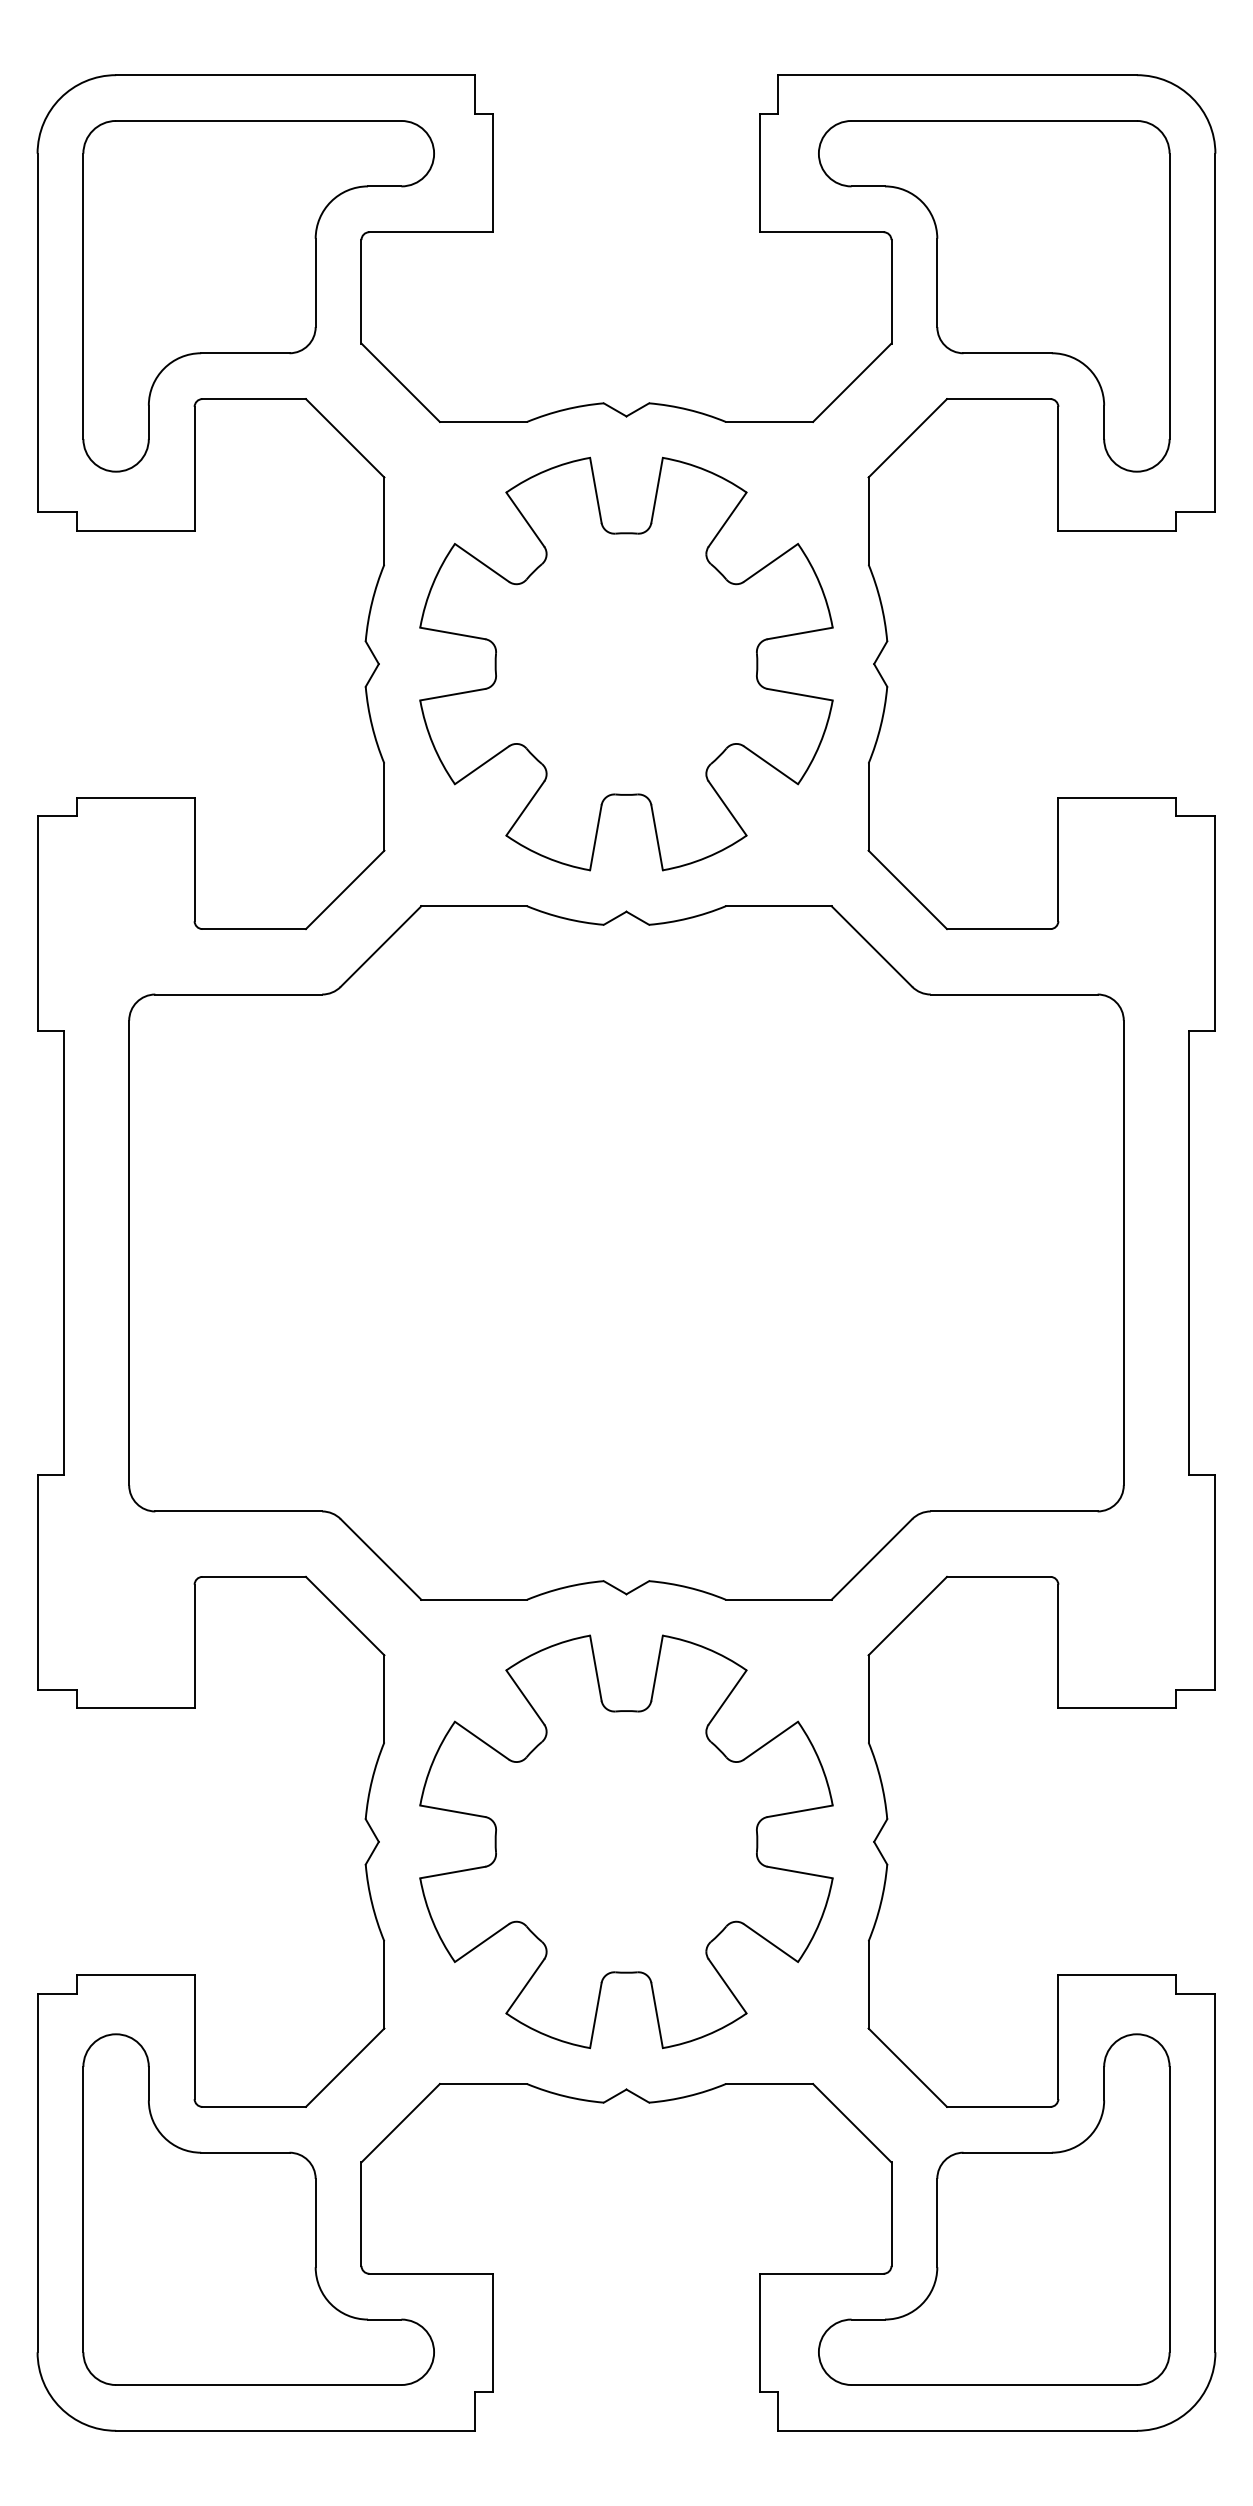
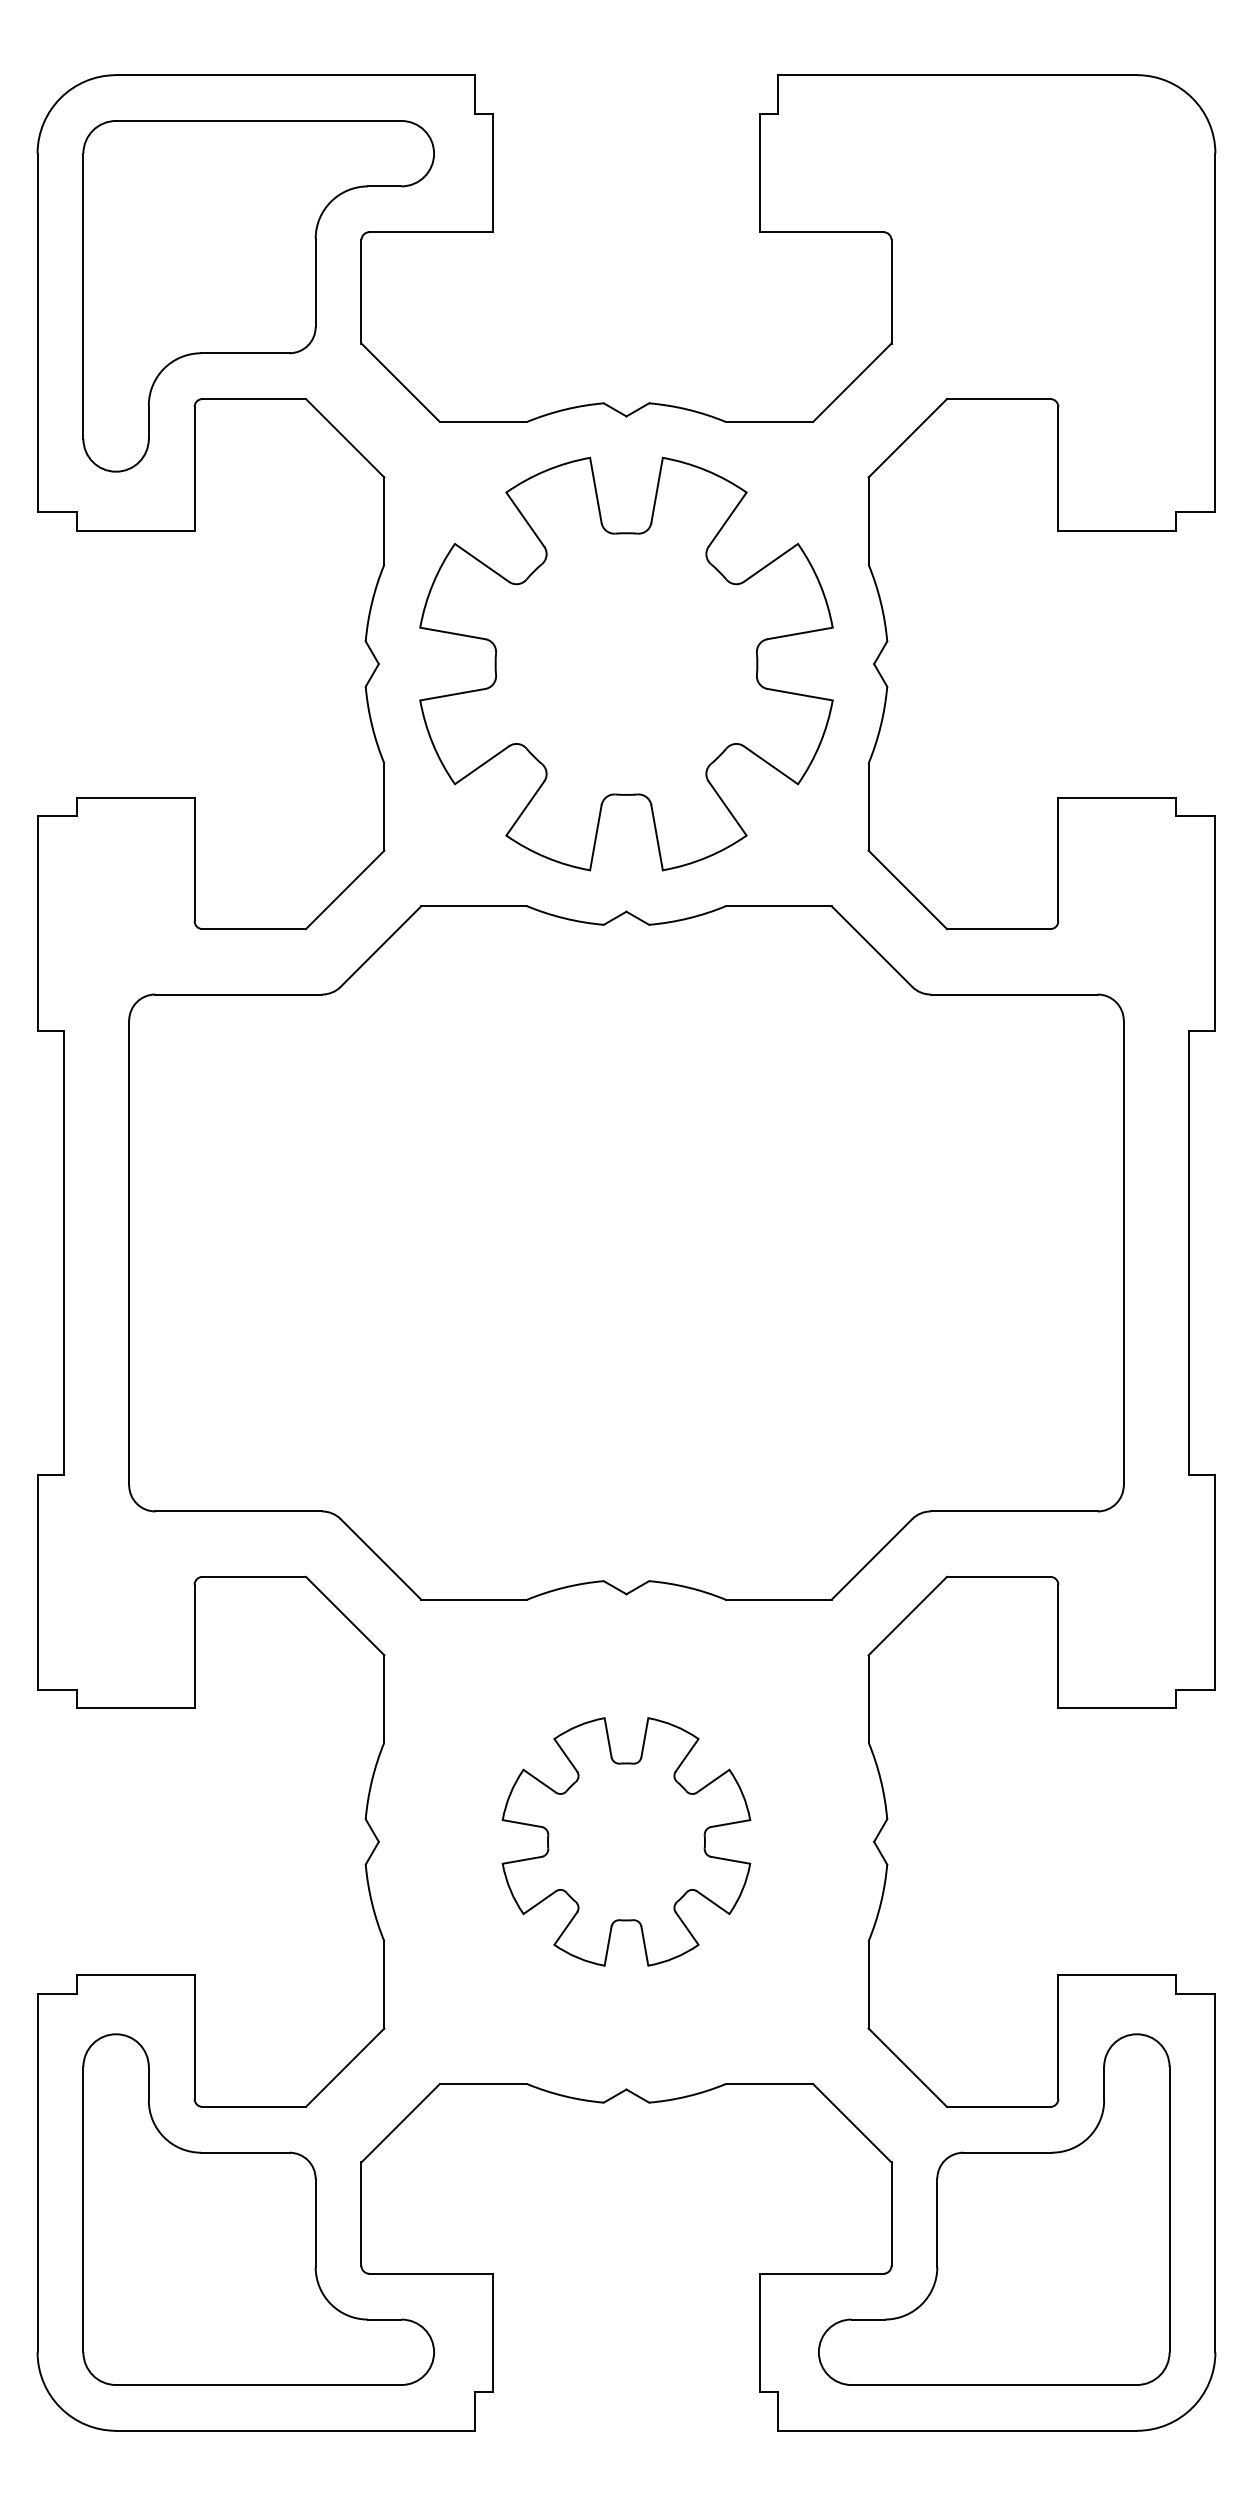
part: present -> none (994, 296)
part size: 415x416 px -> 251x250 px (626, 1841)
